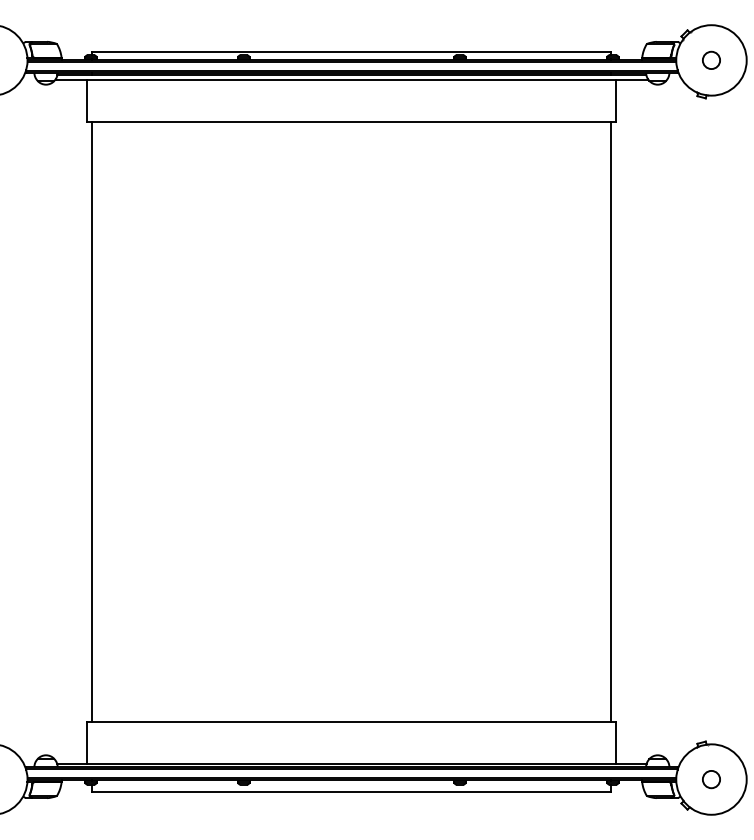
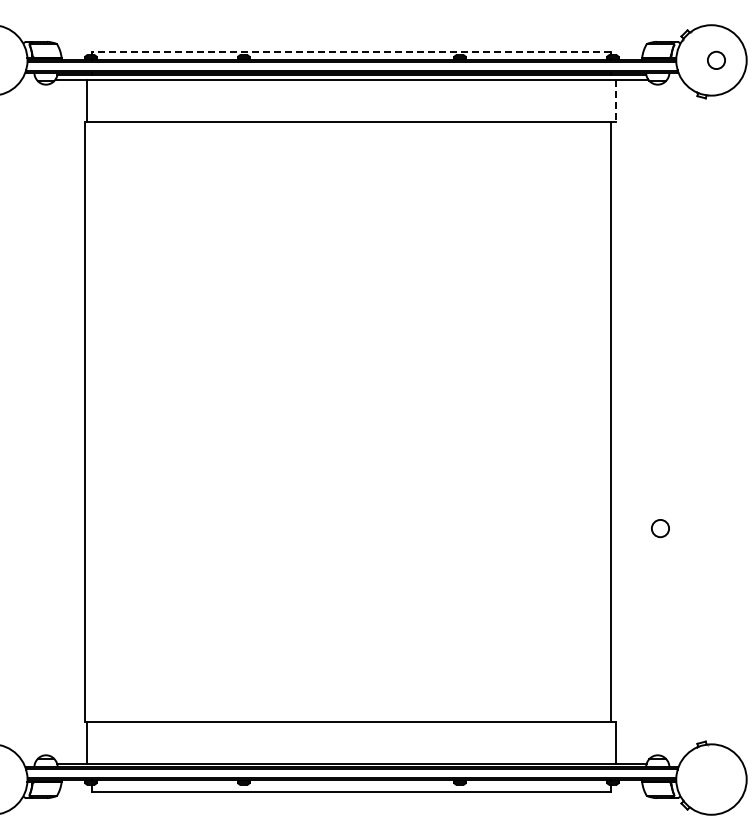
line: solid -> dashed (351, 52)
circle position: (711, 59) -> (716, 59) (716, 59)
line: solid -> dashed (616, 100)
line position: (92, 421) -> (85, 421) (85, 421)
circle position: (711, 779) -> (660, 528) (660, 528)
